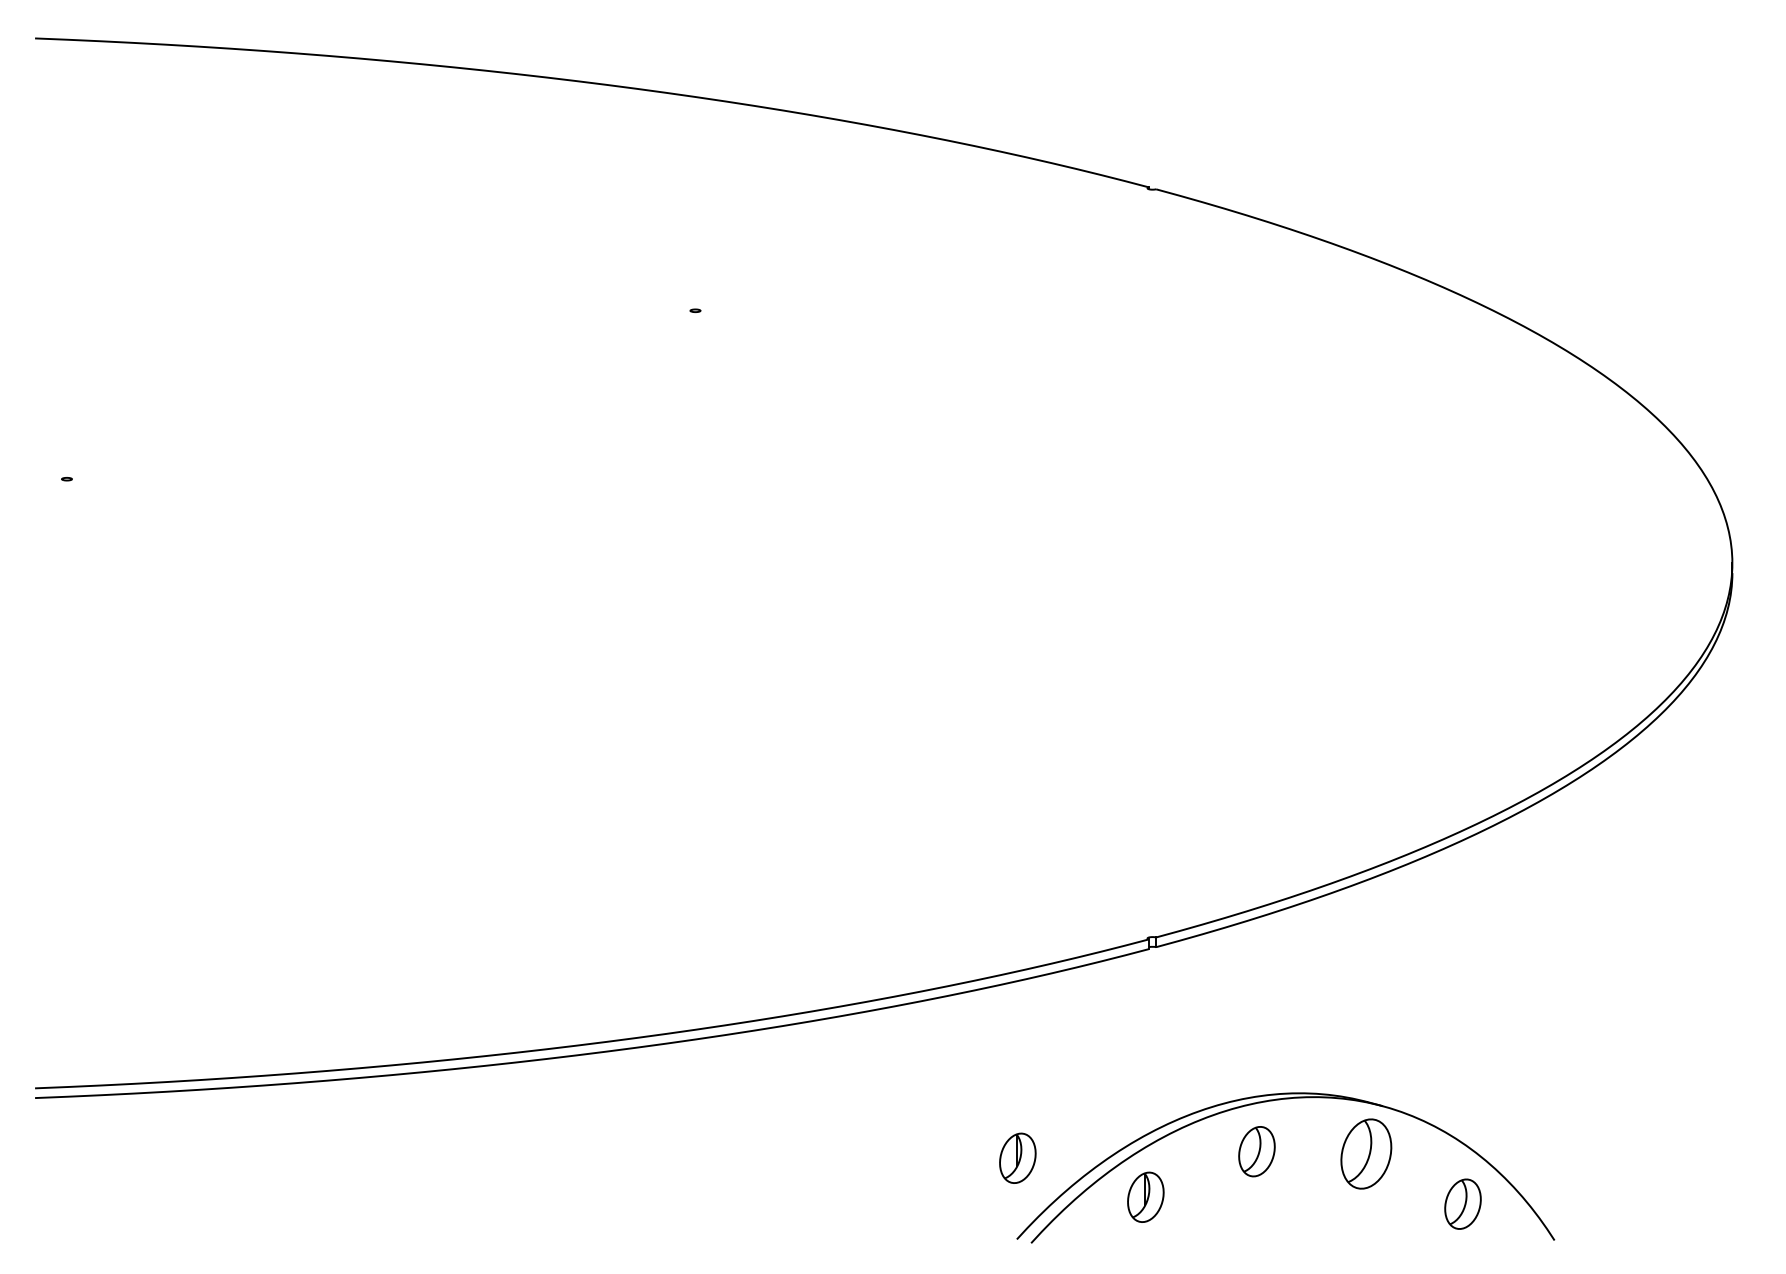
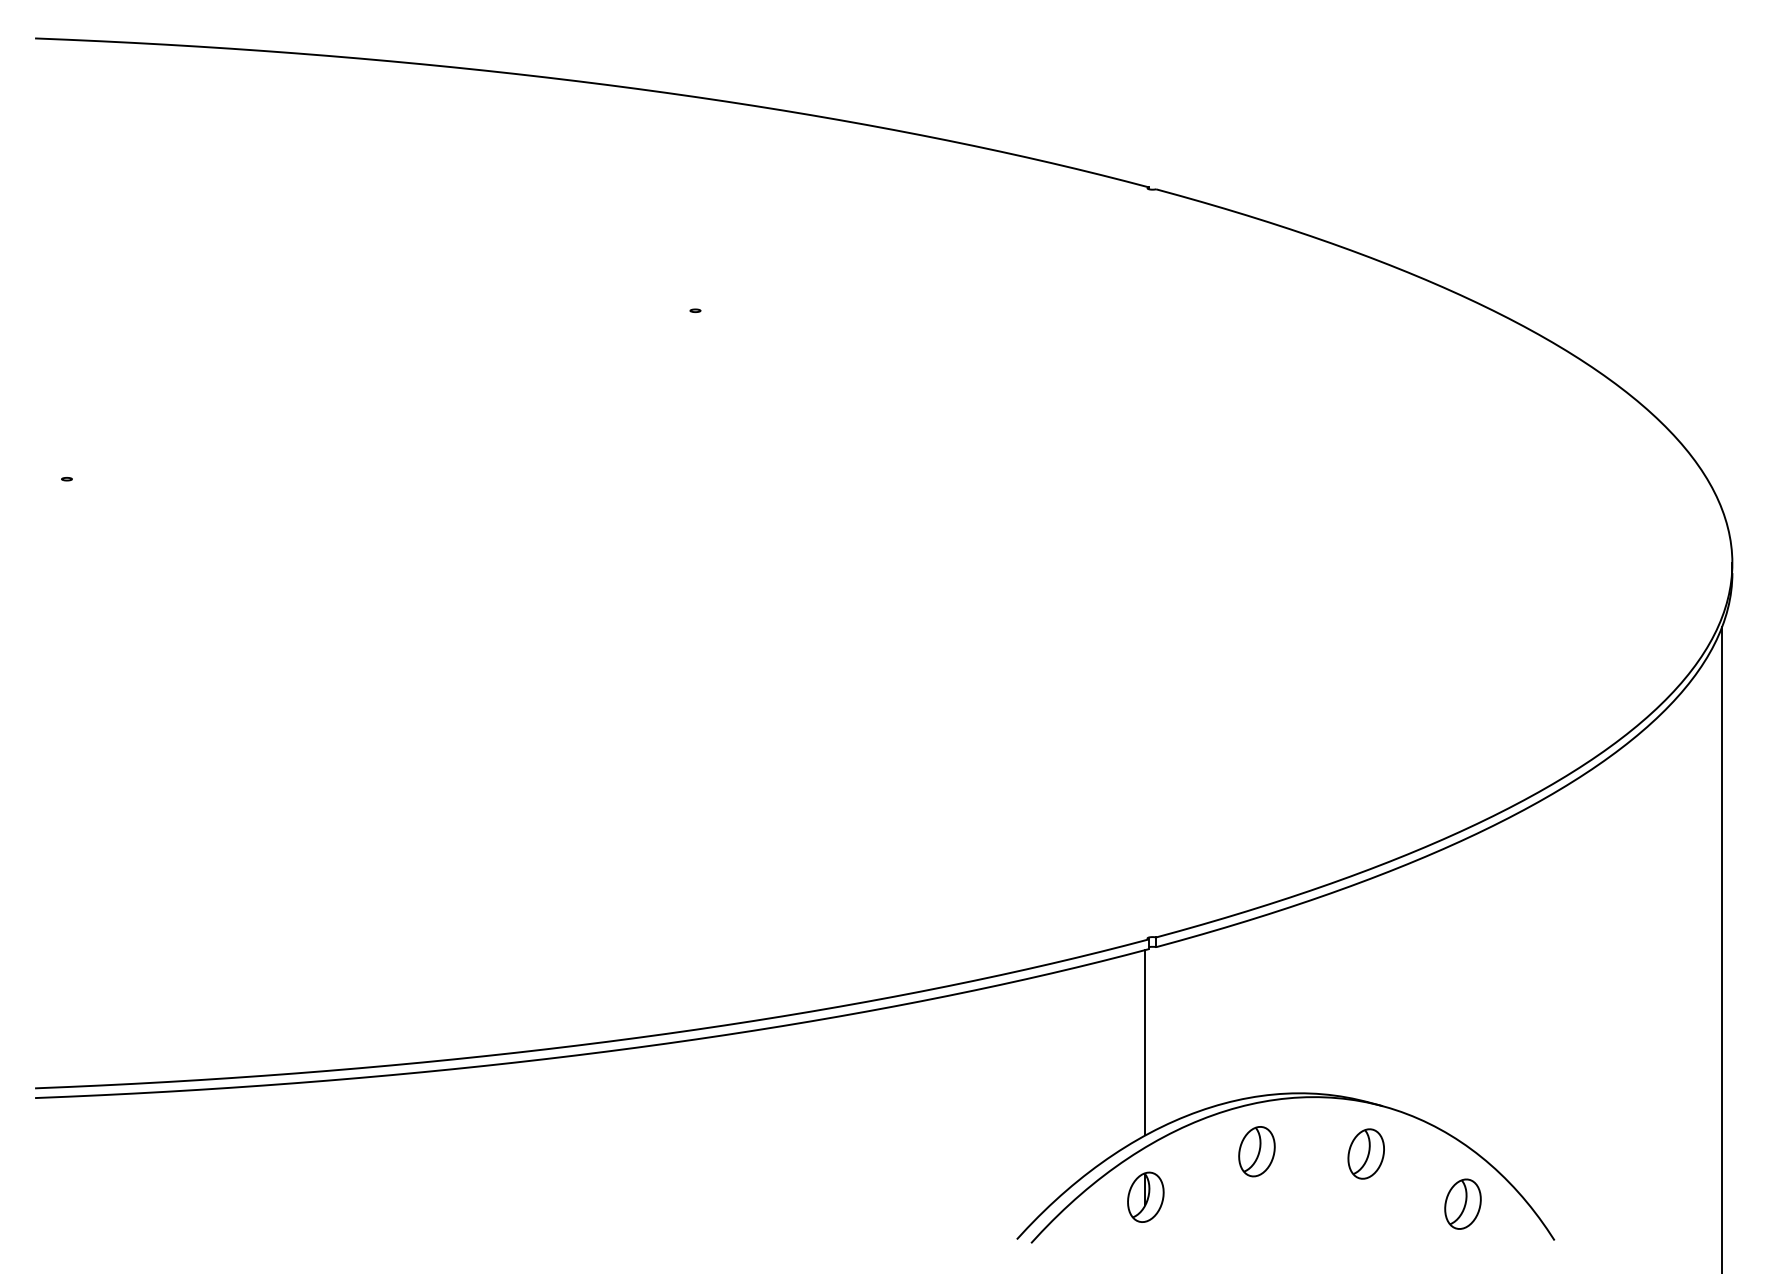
line: none -> present (1722, 948)
line: none -> present (1145, 1042)
part size: 53x72 px -> 38x52 px (1365, 1153)
part: present -> none (1017, 1157)
